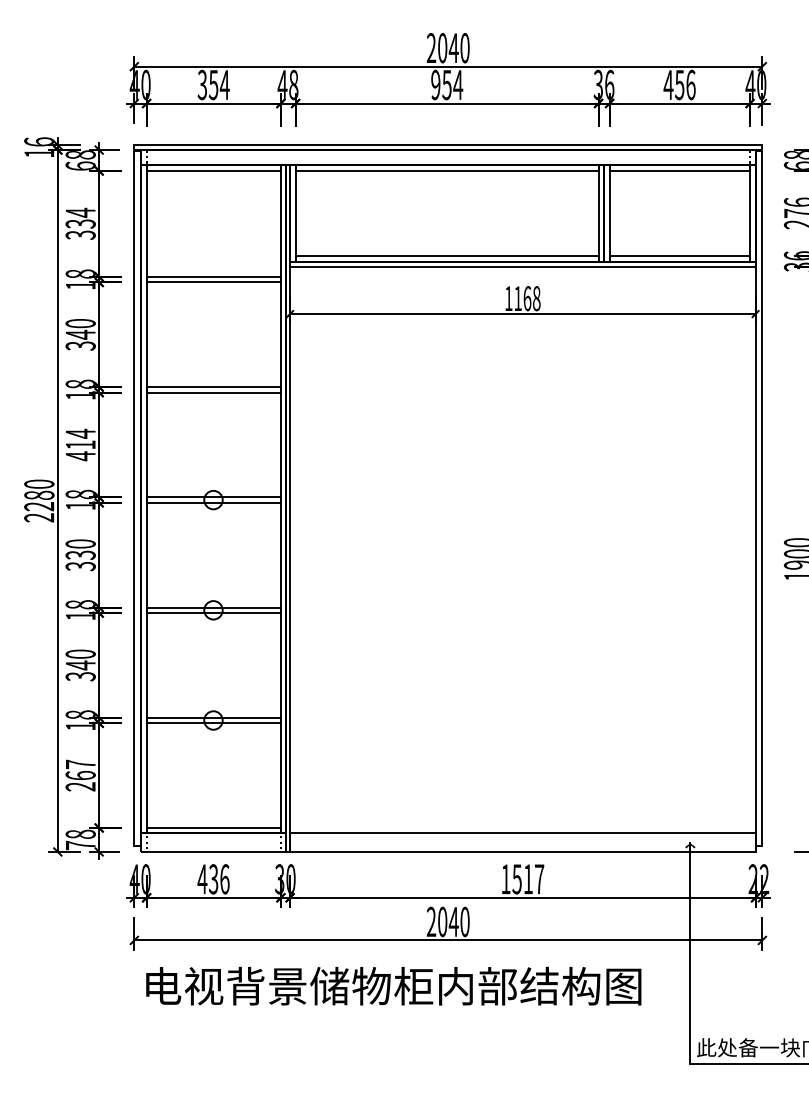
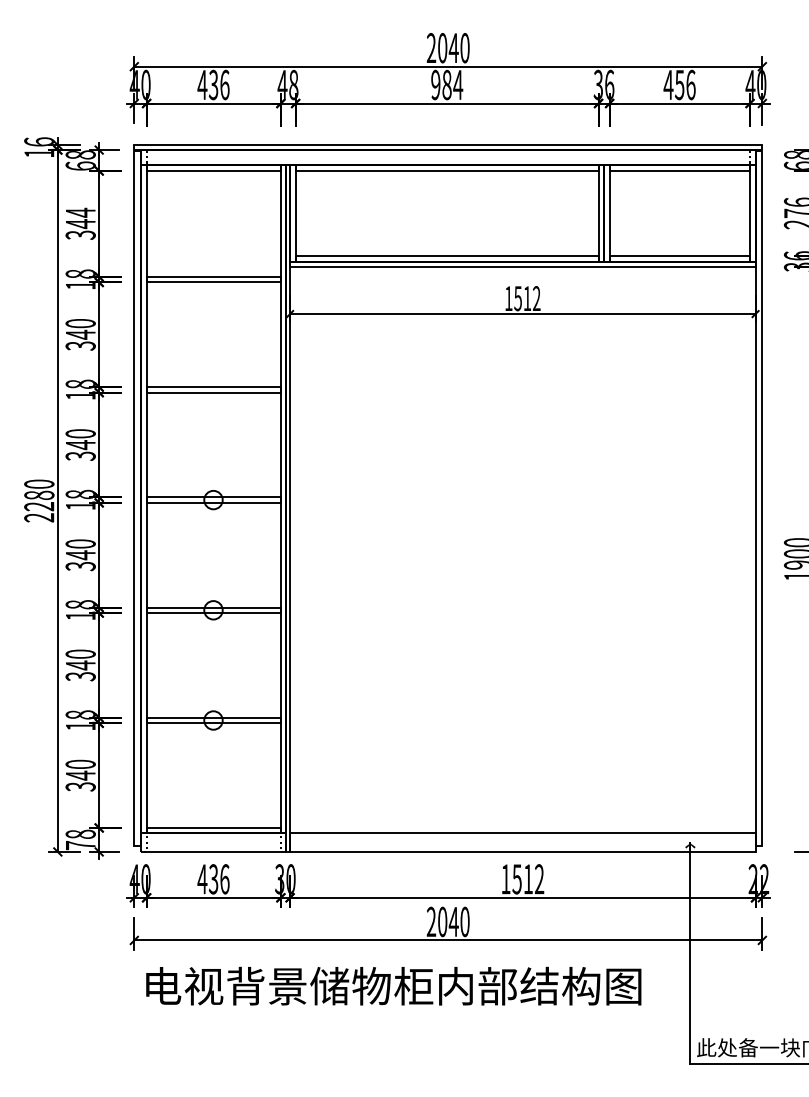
text: 354 -> 436 (213, 84)
text: 954 -> 984 (446, 84)
text: 334 -> 344 (80, 224)
text: 1168 -> 1512 (527, 298)
text: 414 -> 340 (80, 444)
text: 330 -> 340 (80, 555)
text: 267 -> 340 (80, 775)
text: 1517 -> 1512 (539, 879)
